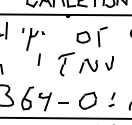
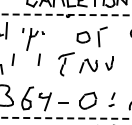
line: solid -> dashed (66, 14)
line: none -> present (12, 59)
line: solid -> dashed (66, 118)
